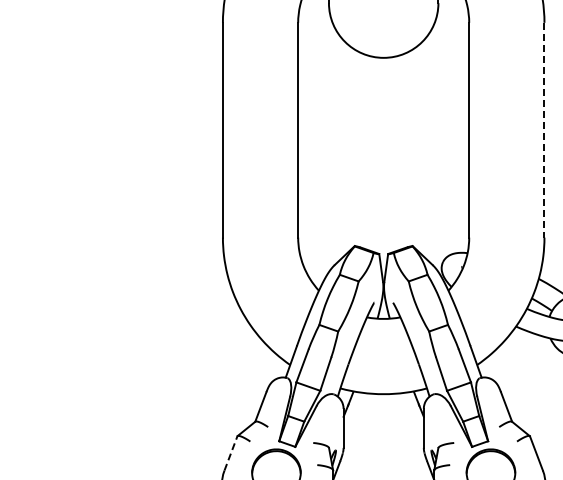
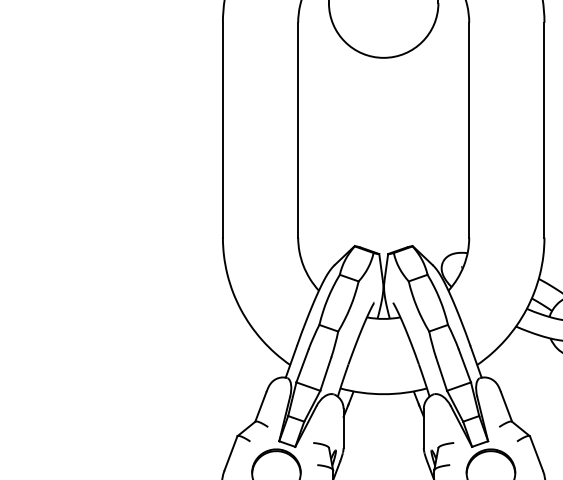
line: dashed -> solid (544, 130)
line: dashed -> solid (231, 453)
